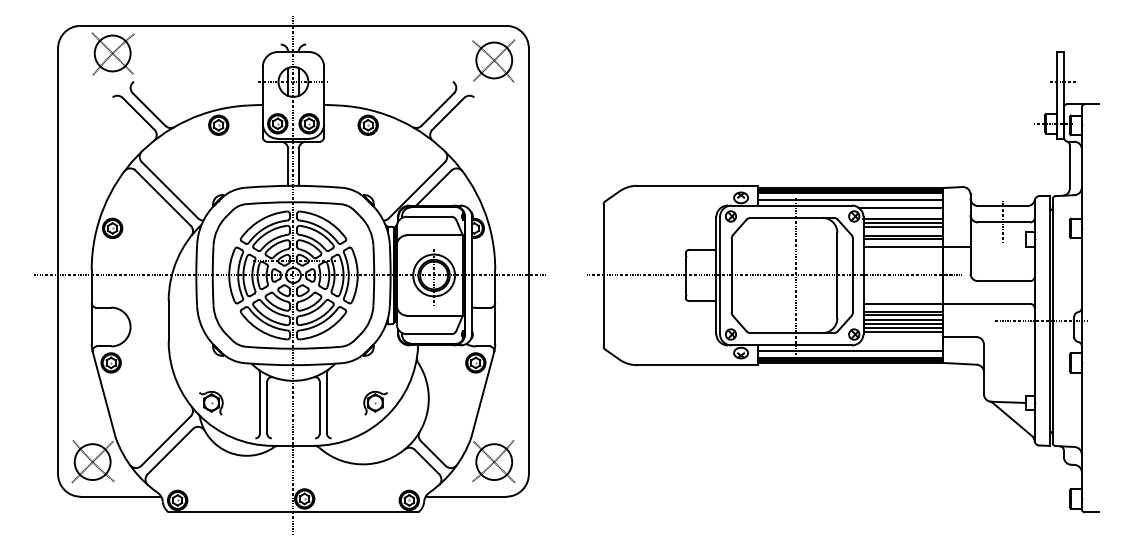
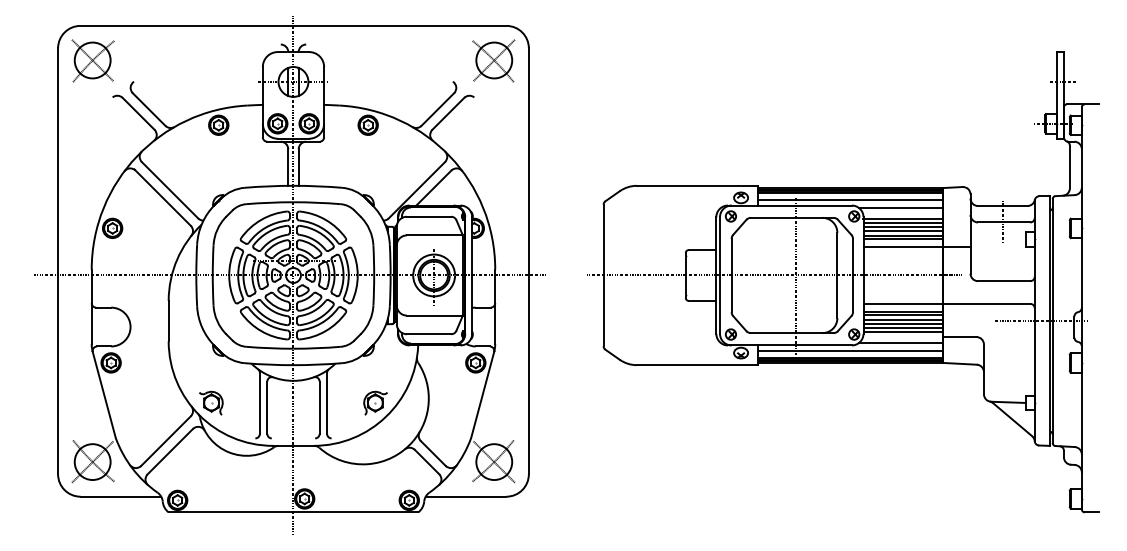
part position: (112, 53) -> (92, 60) (92, 60)
line: none -> present (902, 230)
line: none -> present (900, 343)
